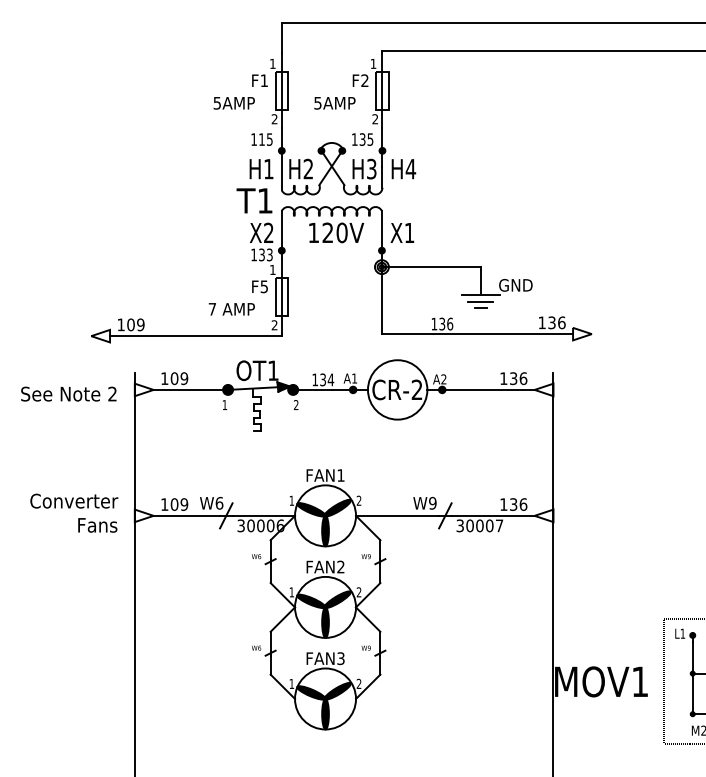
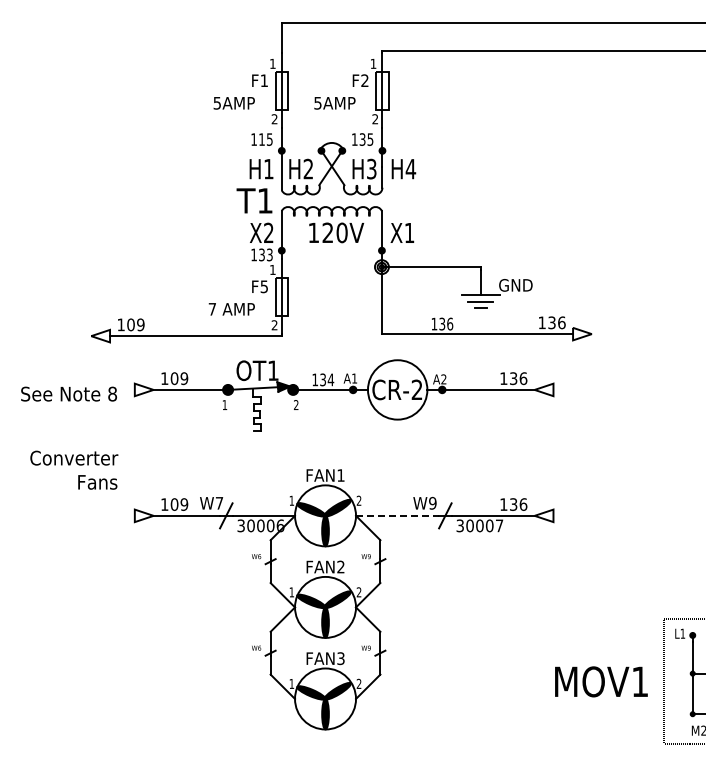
text: 2 -> 8 (112, 393)
text: W6 -> W7 (219, 502)
text position: (74, 512) -> (74, 469) (74, 469)
line: solid -> dashed (397, 515)
line: present -> none (134, 573)
line: present -> none (553, 573)
